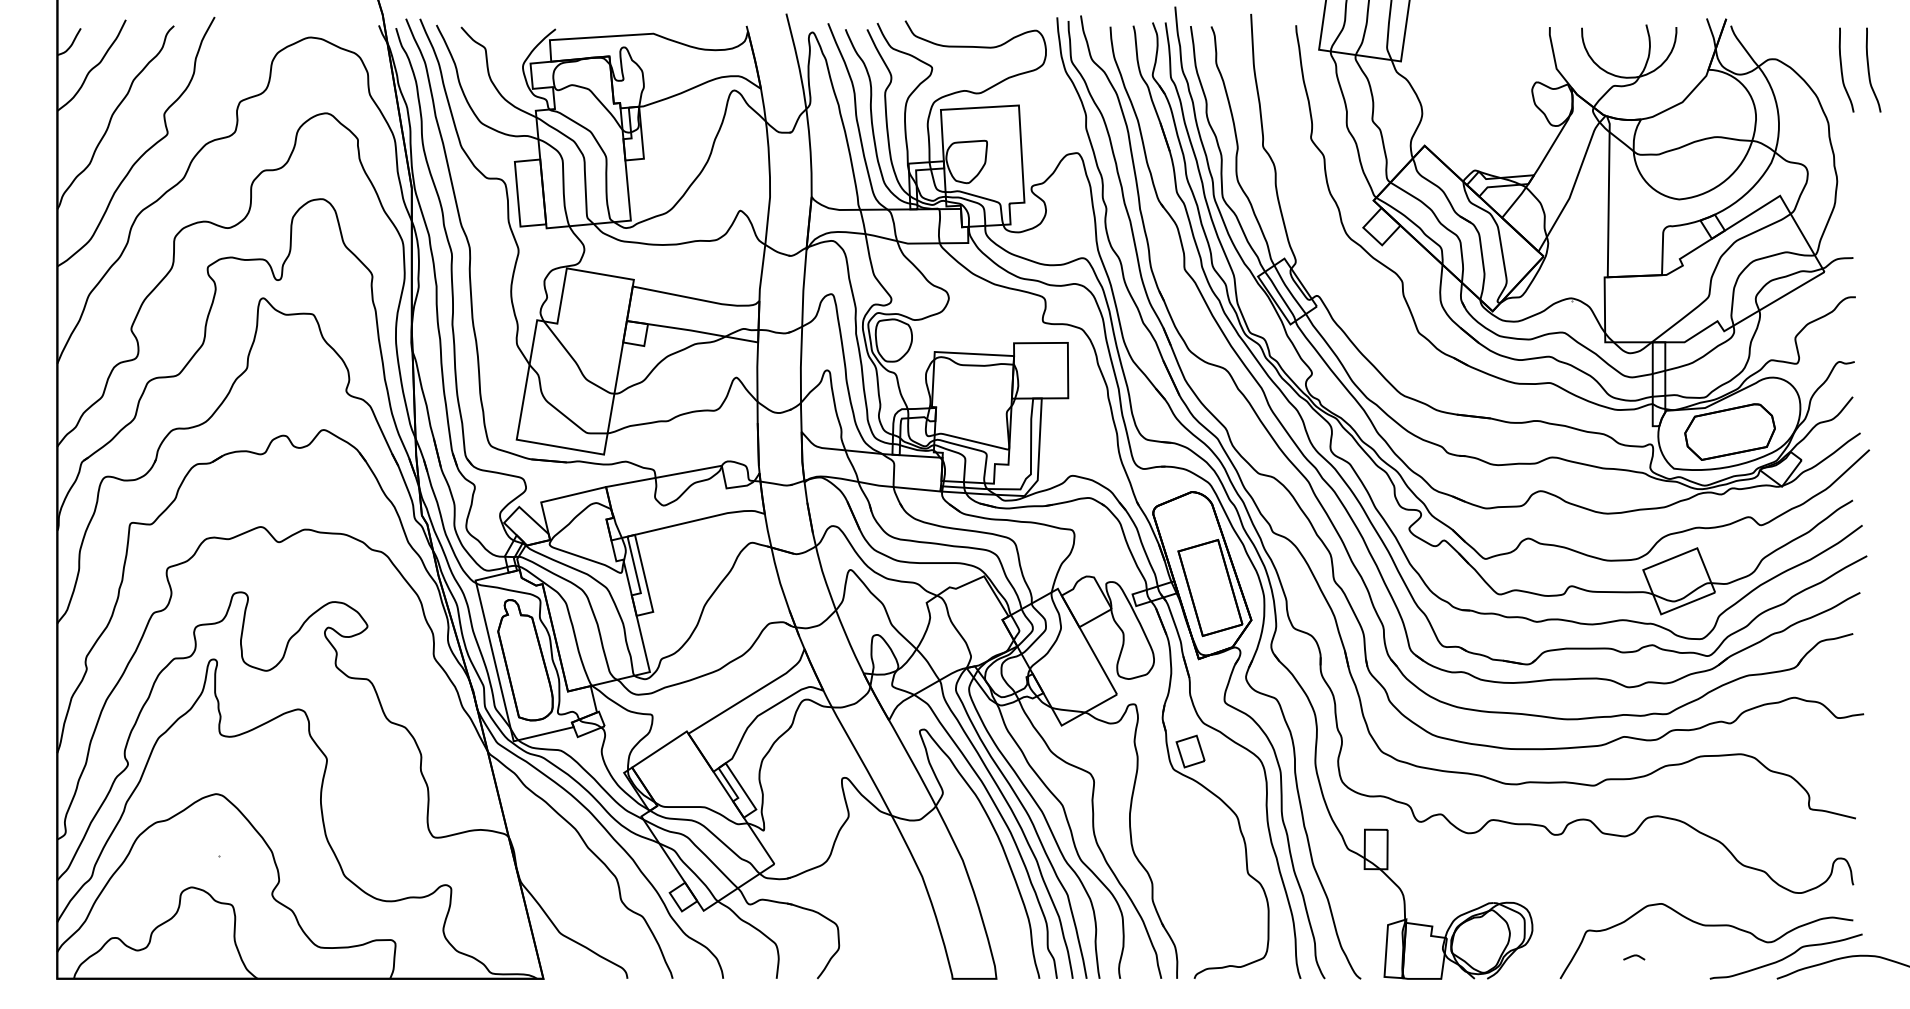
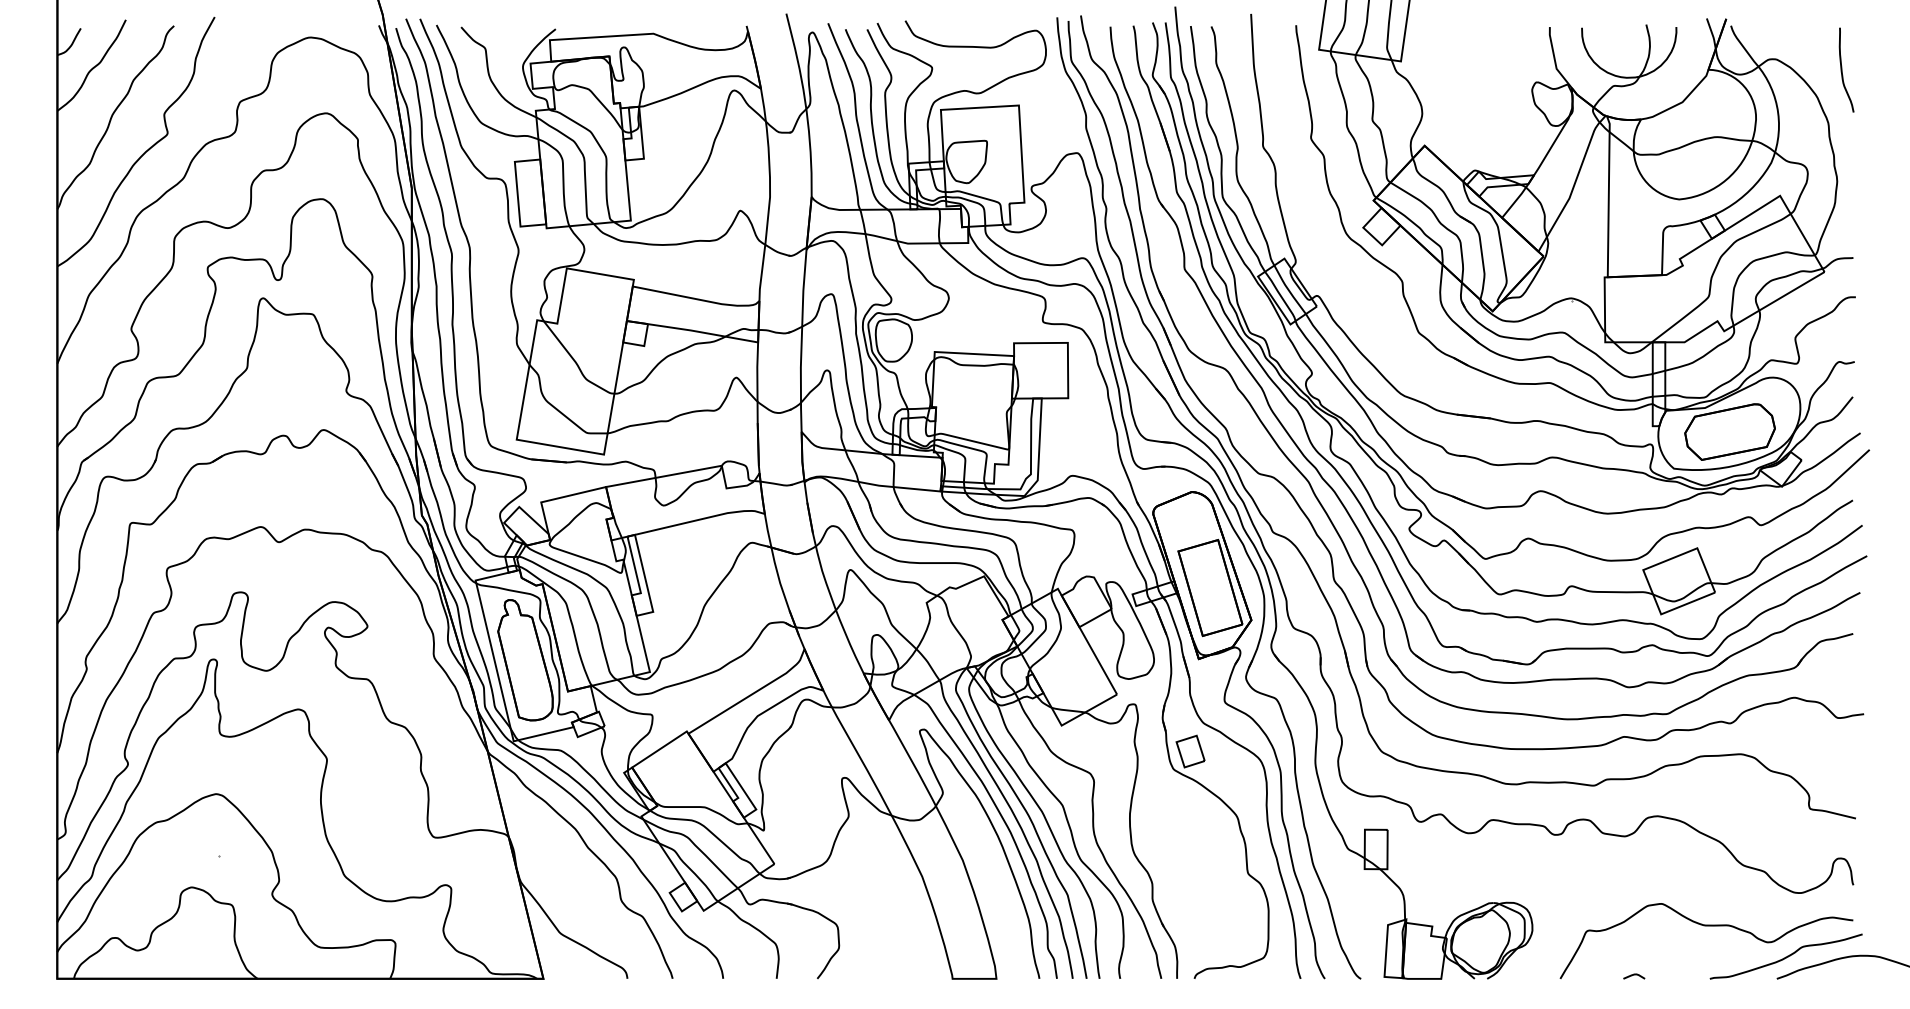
curve: present -> none (1869, 69)
curve position: (1634, 956) -> (1634, 975) (1634, 975)
